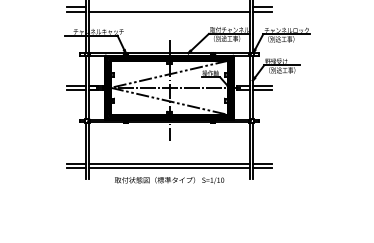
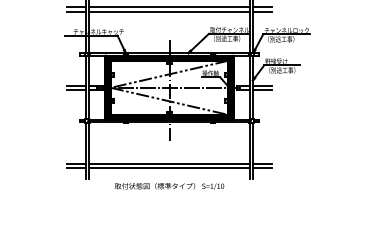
line: none -> present (169, 7)
text position: (169, 180) -> (169, 186) (169, 186)
